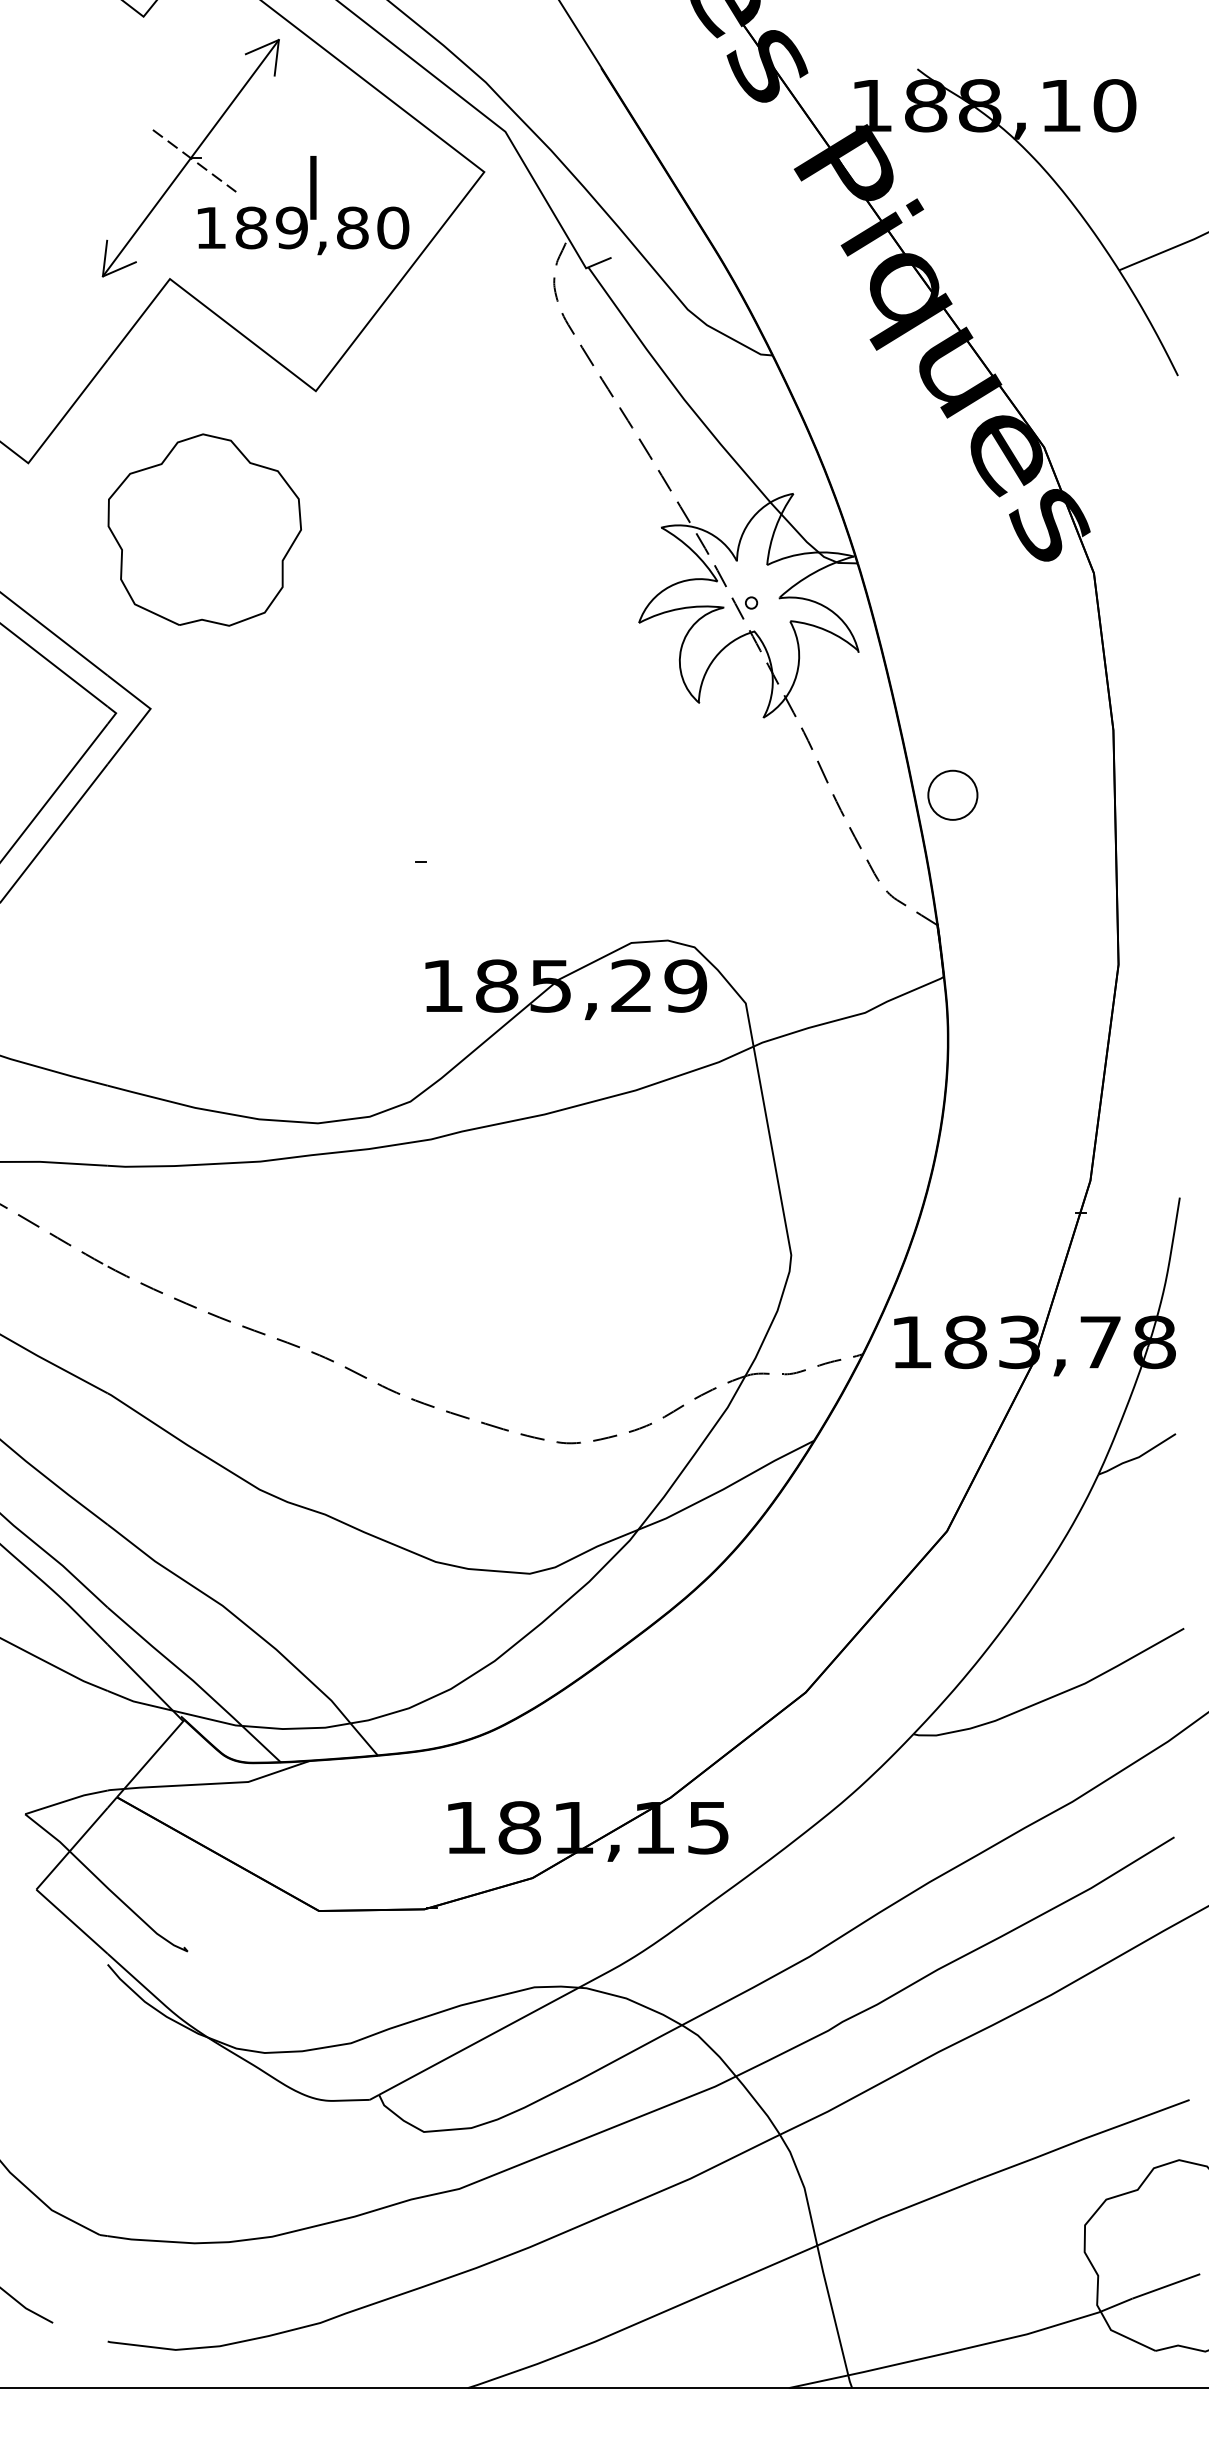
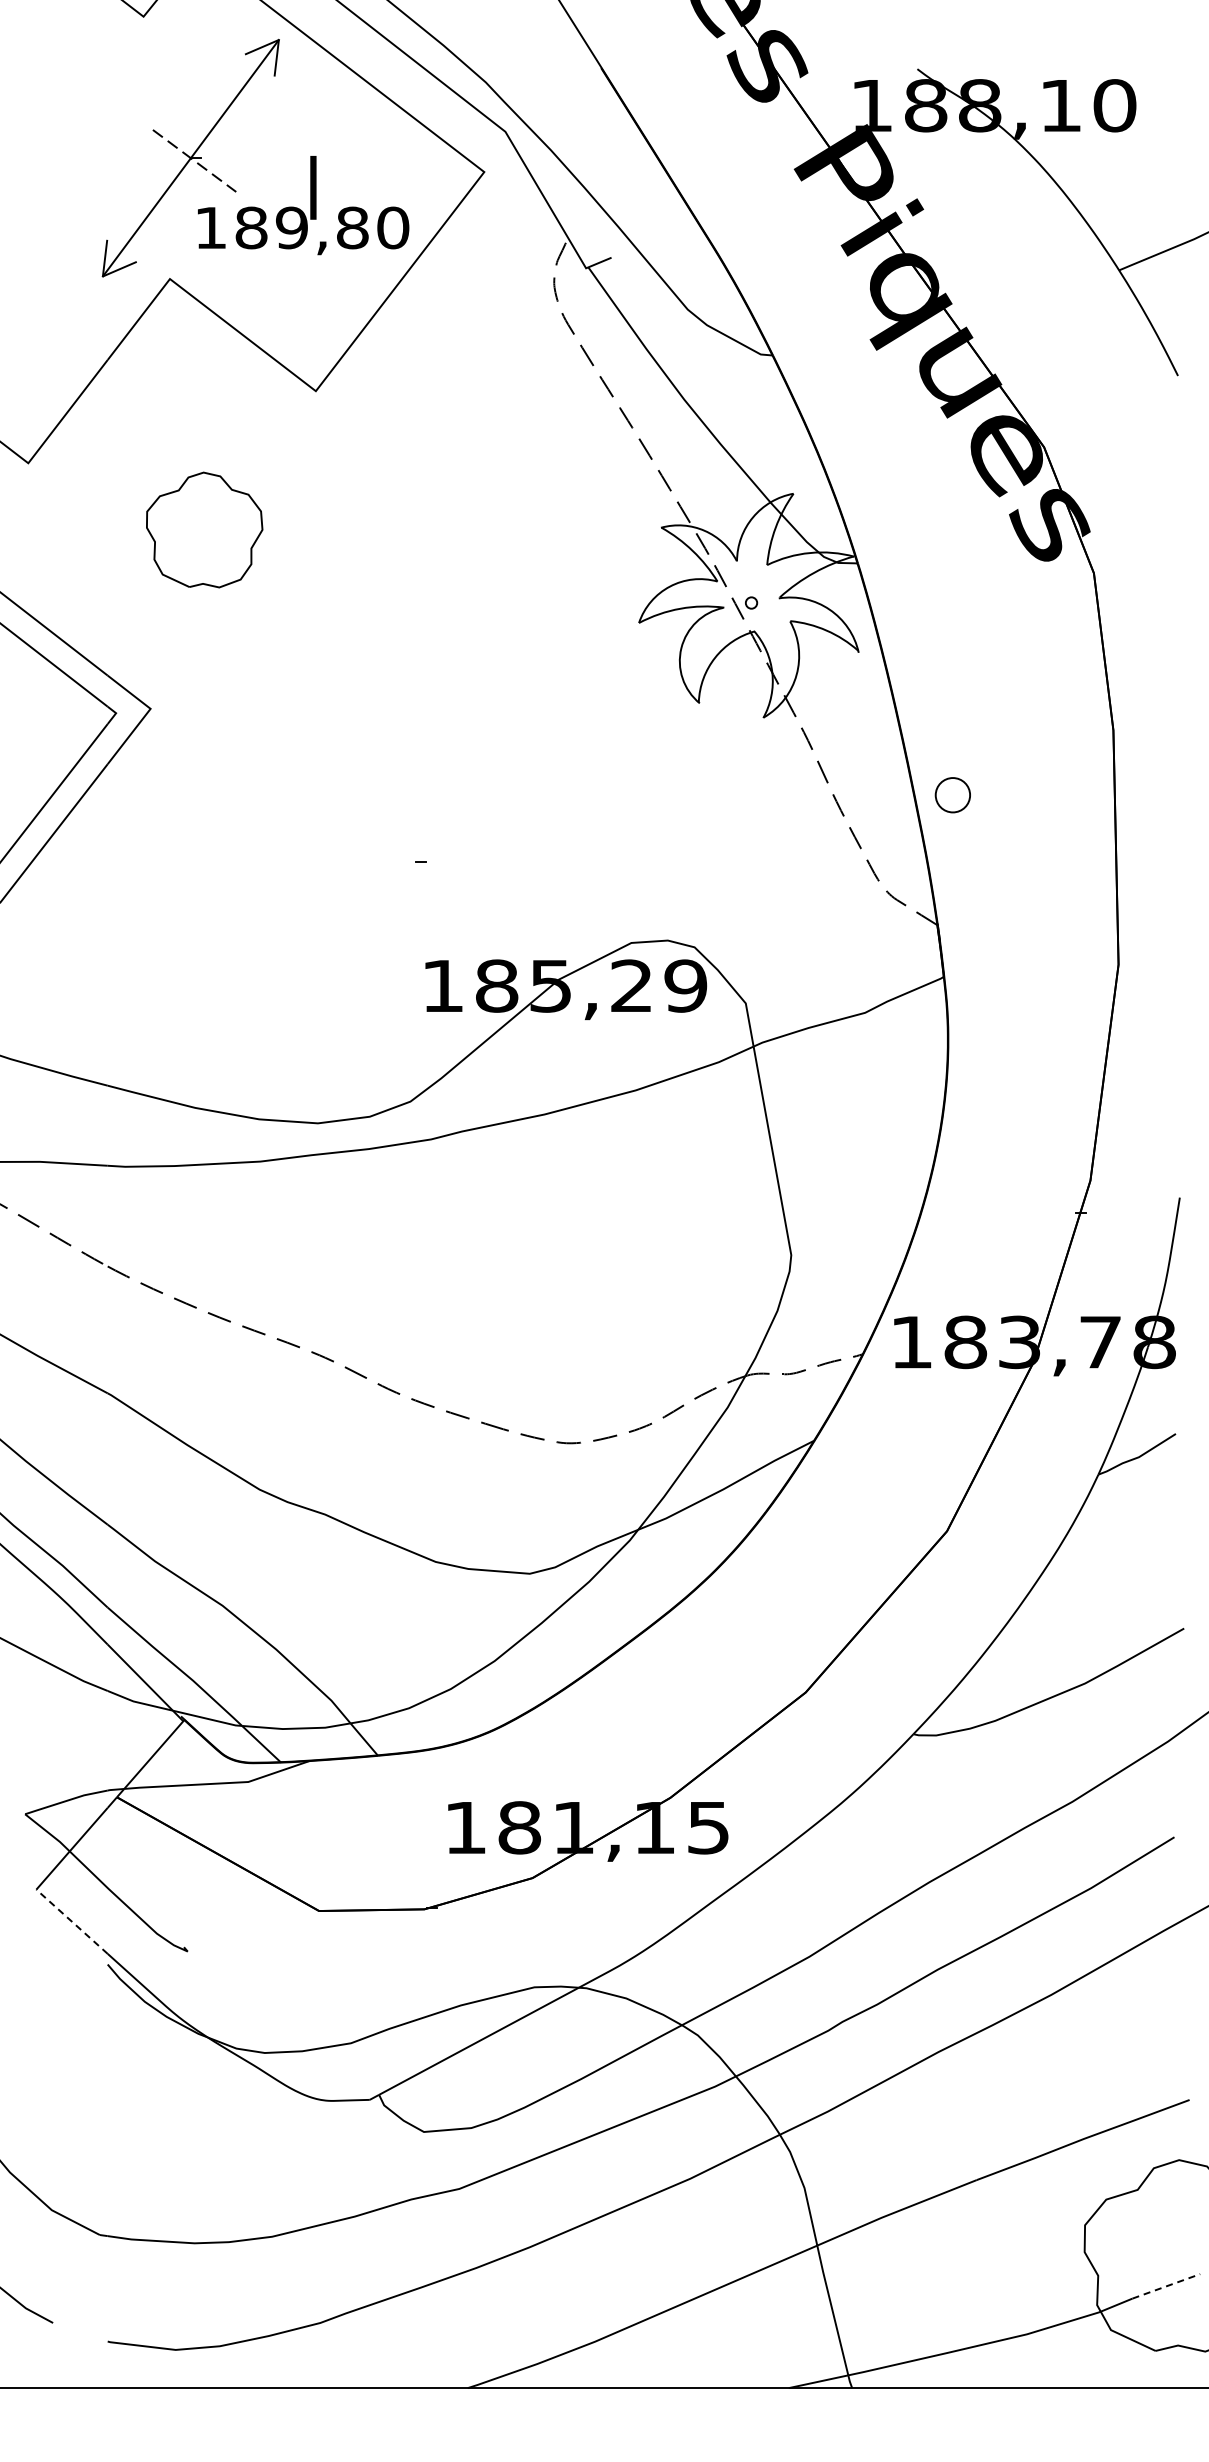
part size: 195x194 px -> 118x118 px (204, 529)
part size: 52x52 px -> 37x37 px (952, 795)
line: solid -> dashed (72, 1922)
line: solid -> dashed (1166, 2286)
